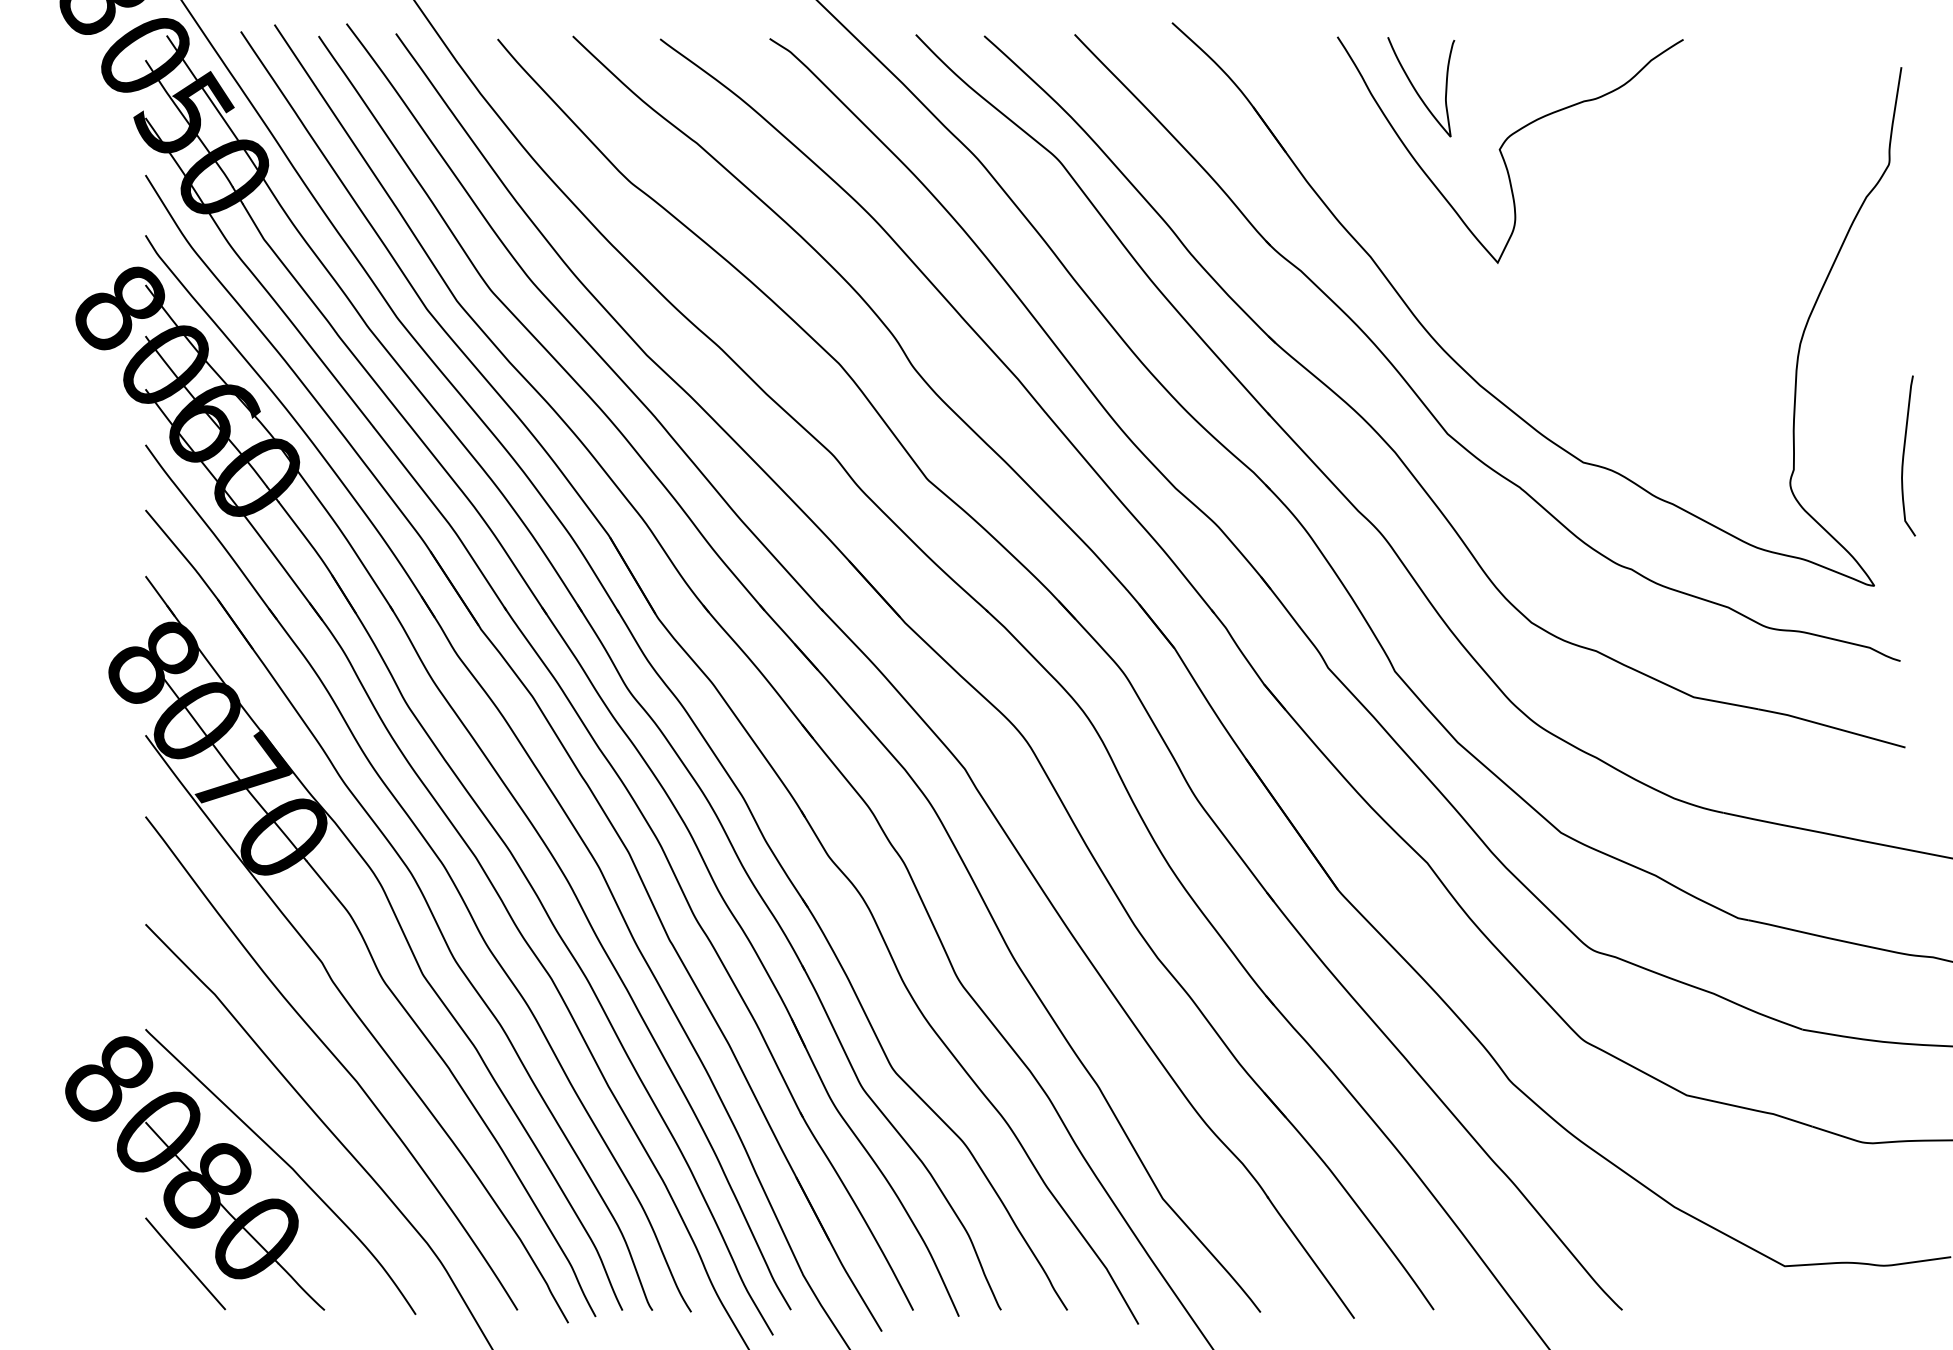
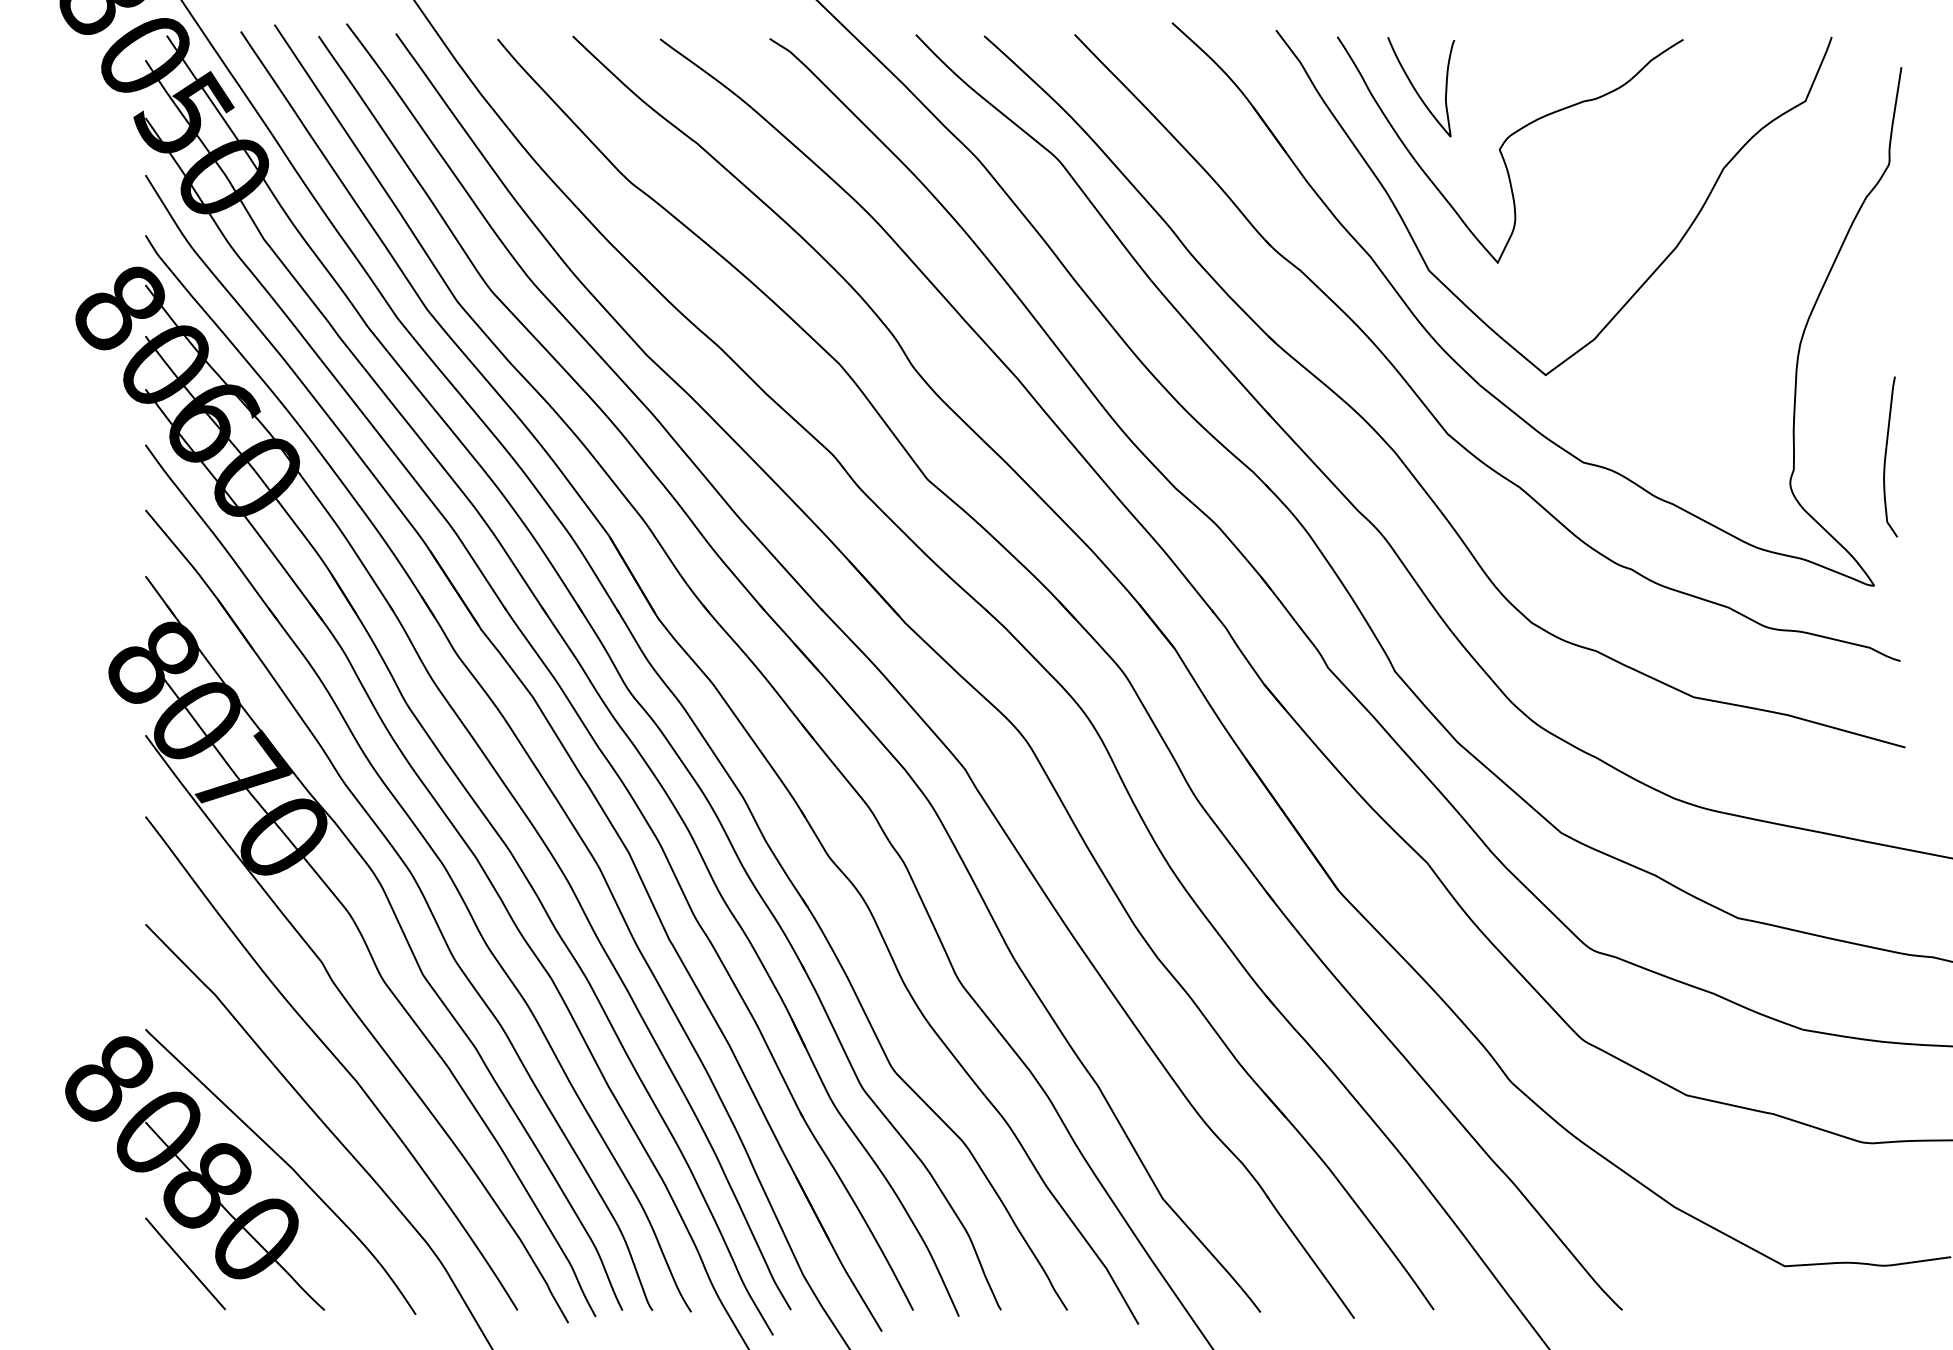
curve: none -> present (1641, 284)
curve position: (1904, 455) -> (1886, 456) (1886, 456)
